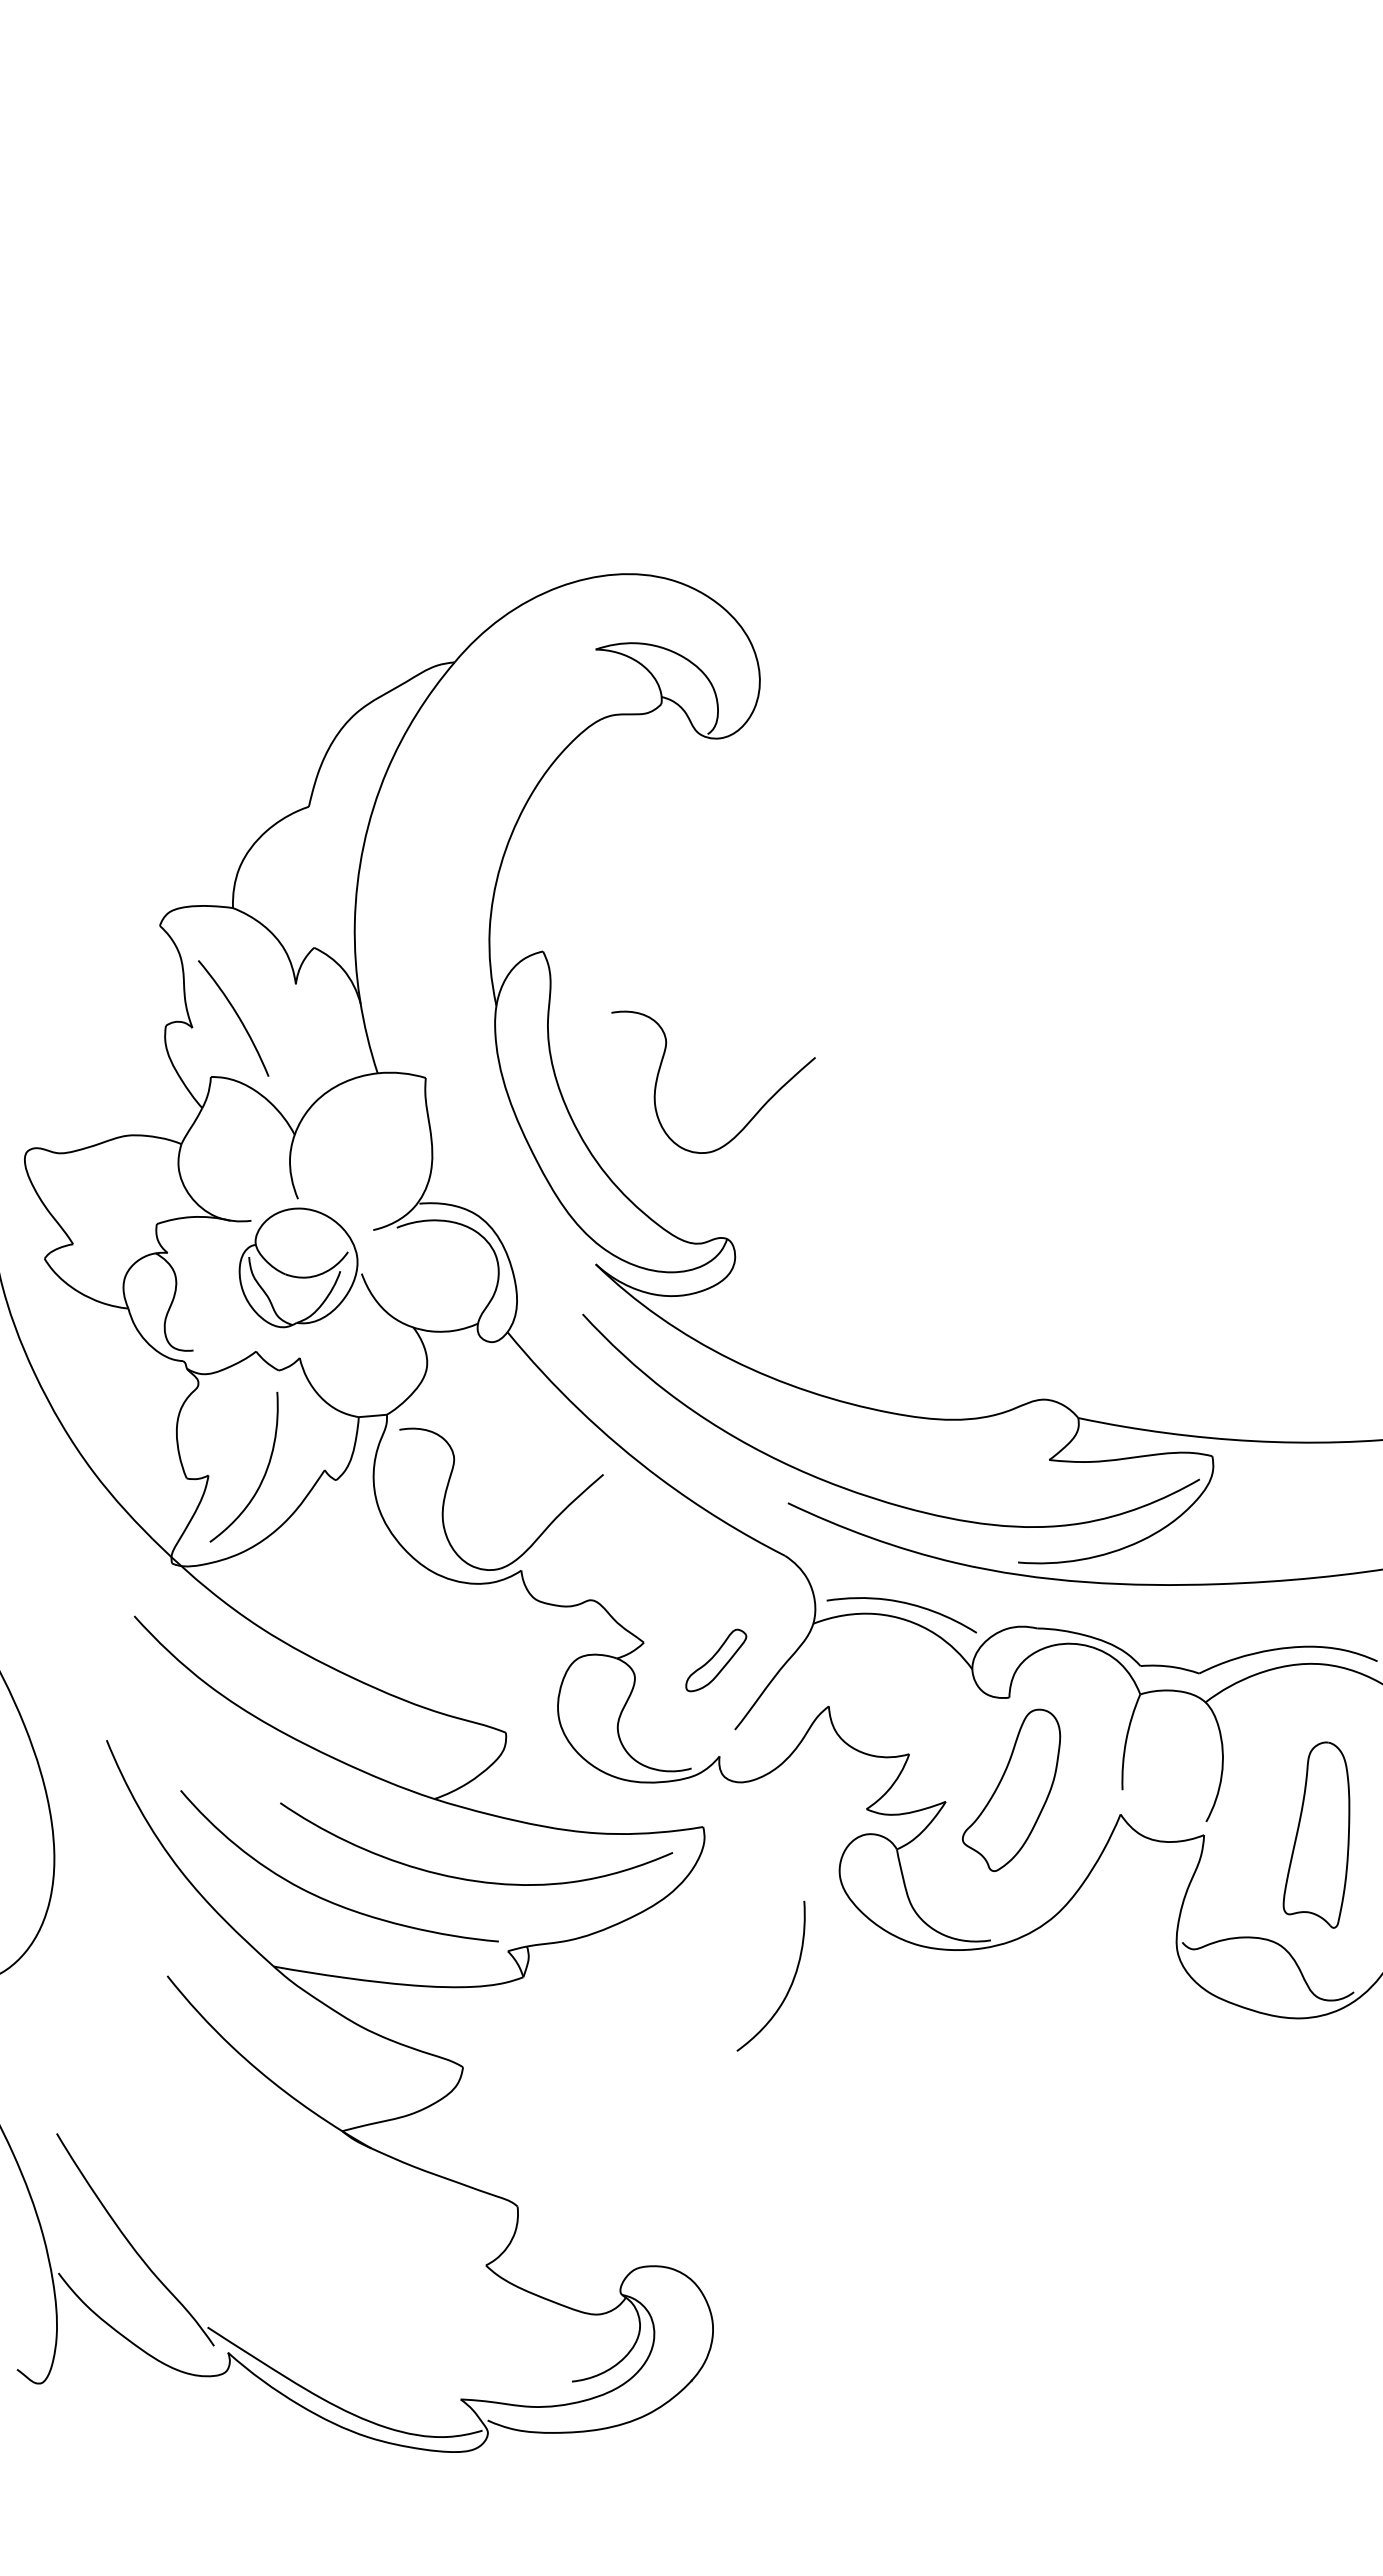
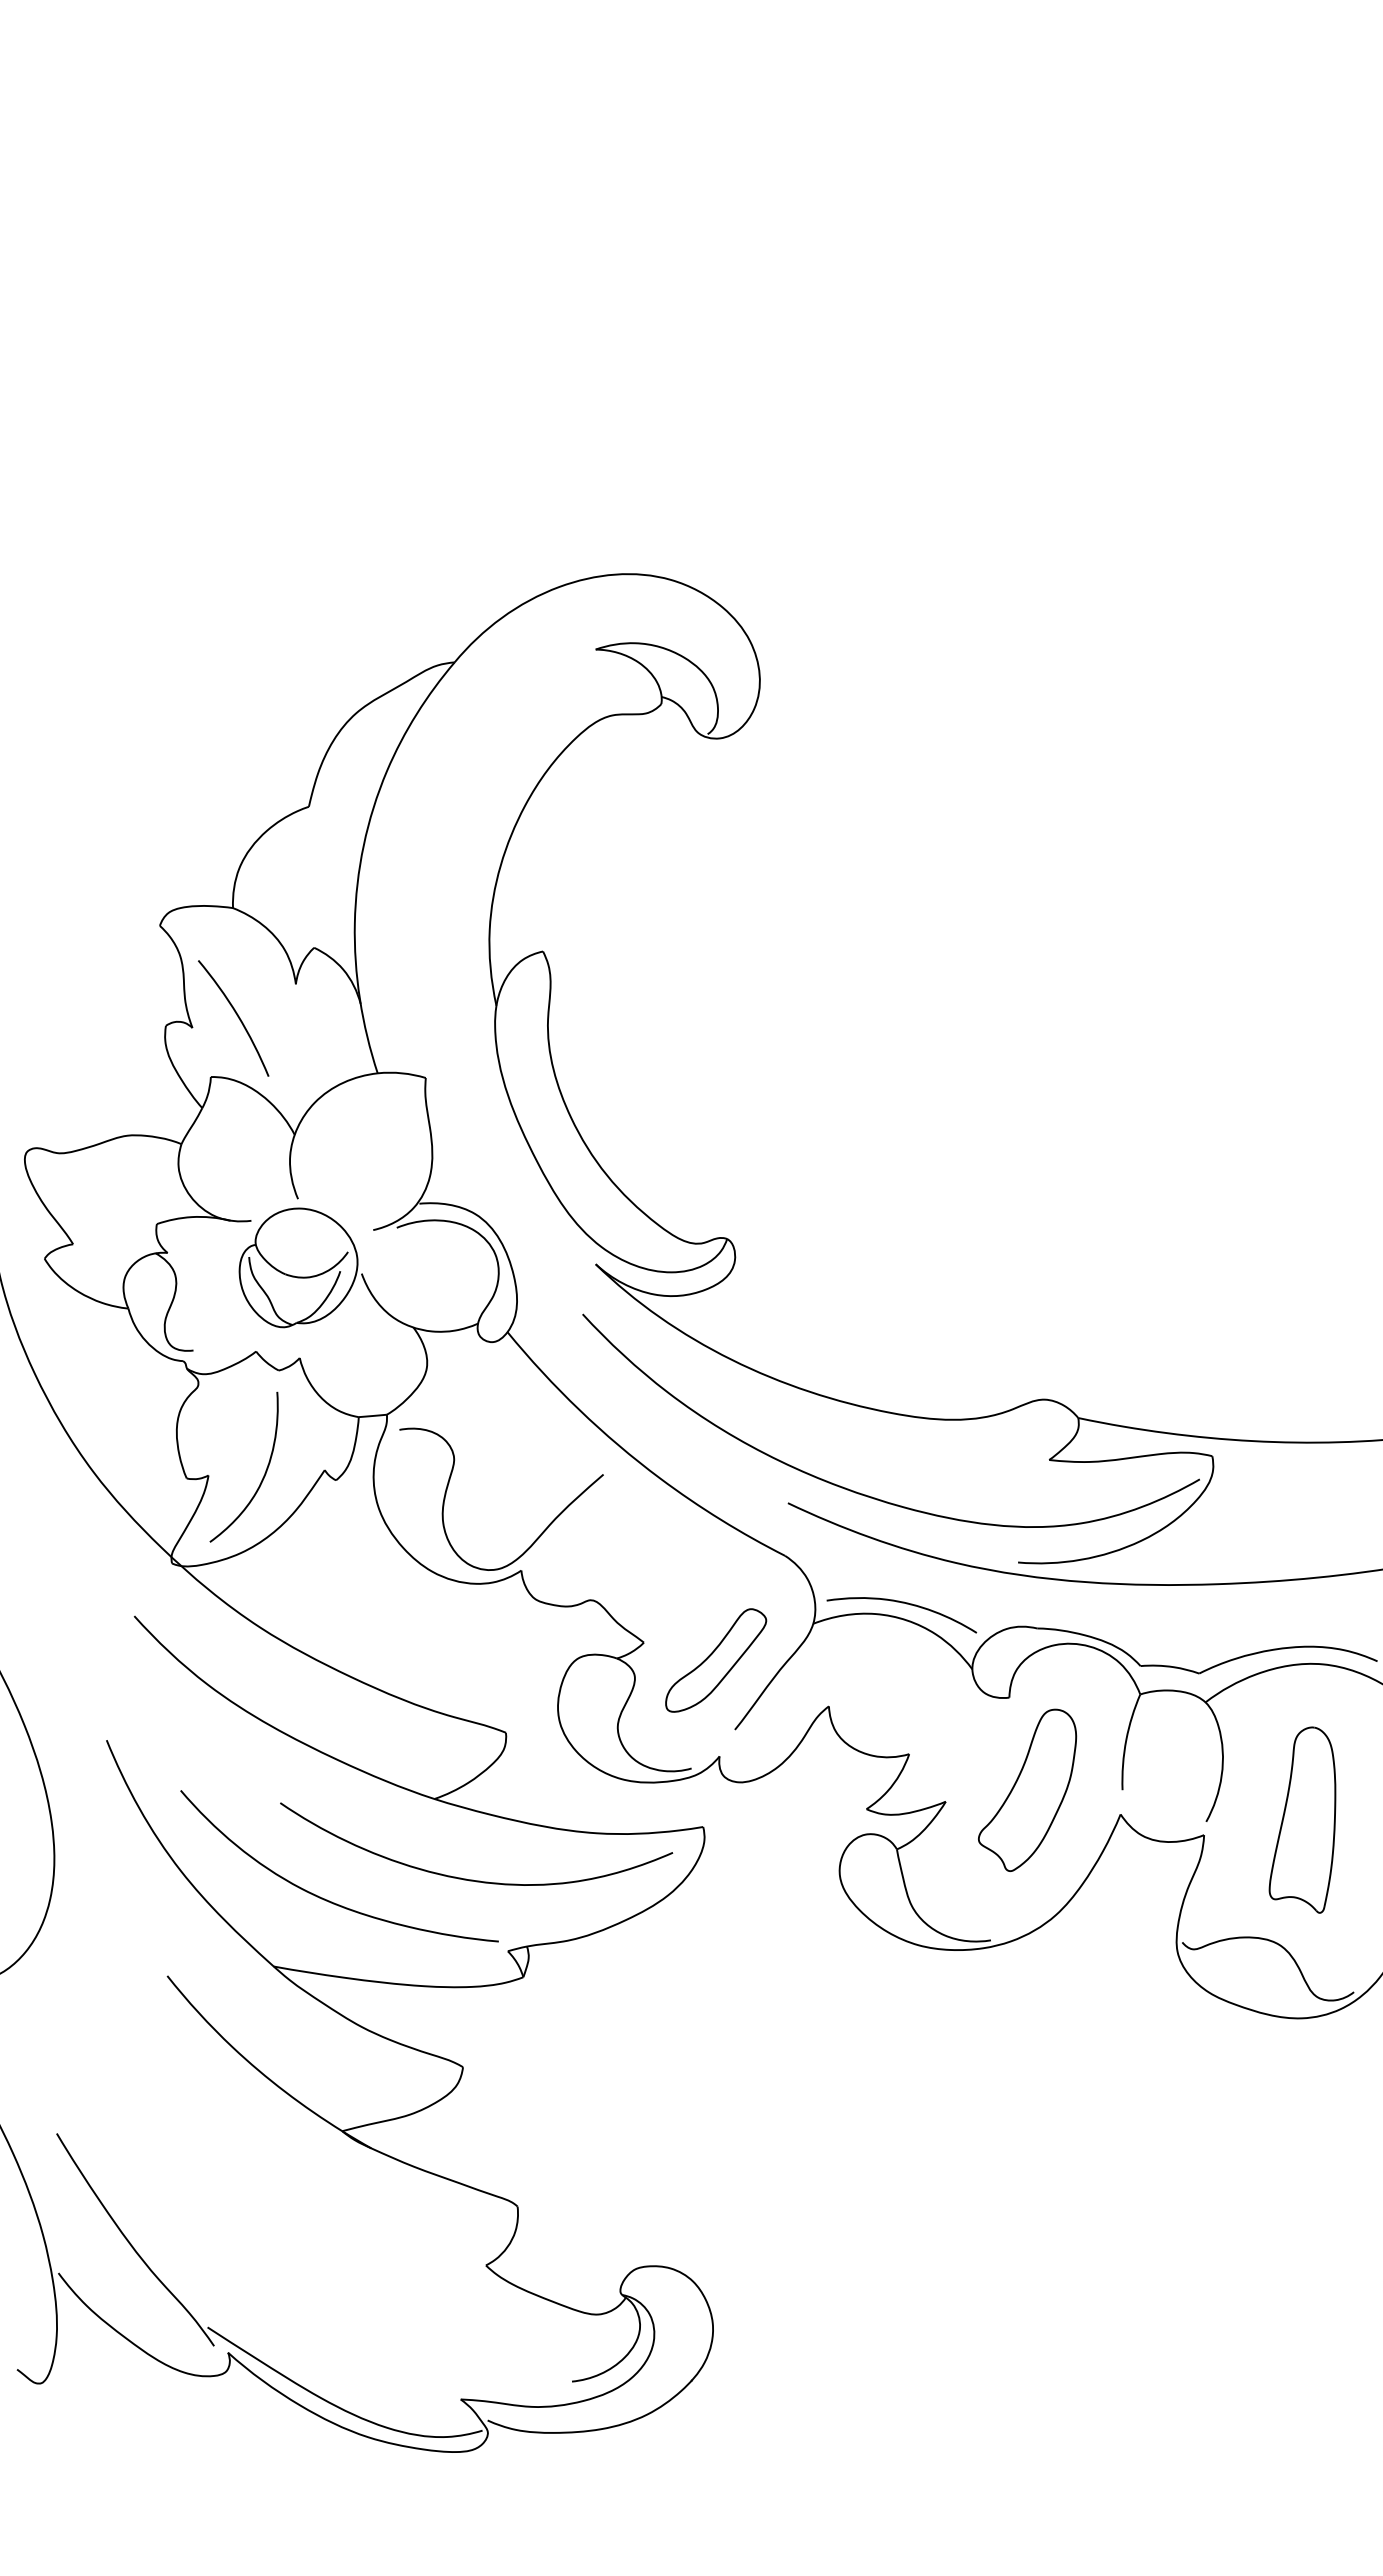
curve: present -> none (753, 1115)
part size: 63x65 px -> 103x105 px (716, 1660)
part position: (1011, 1789) -> (1027, 1789) (1027, 1789)
part position: (1316, 1834) -> (1302, 1819) (1302, 1819)
curve: present -> none (790, 1984)
